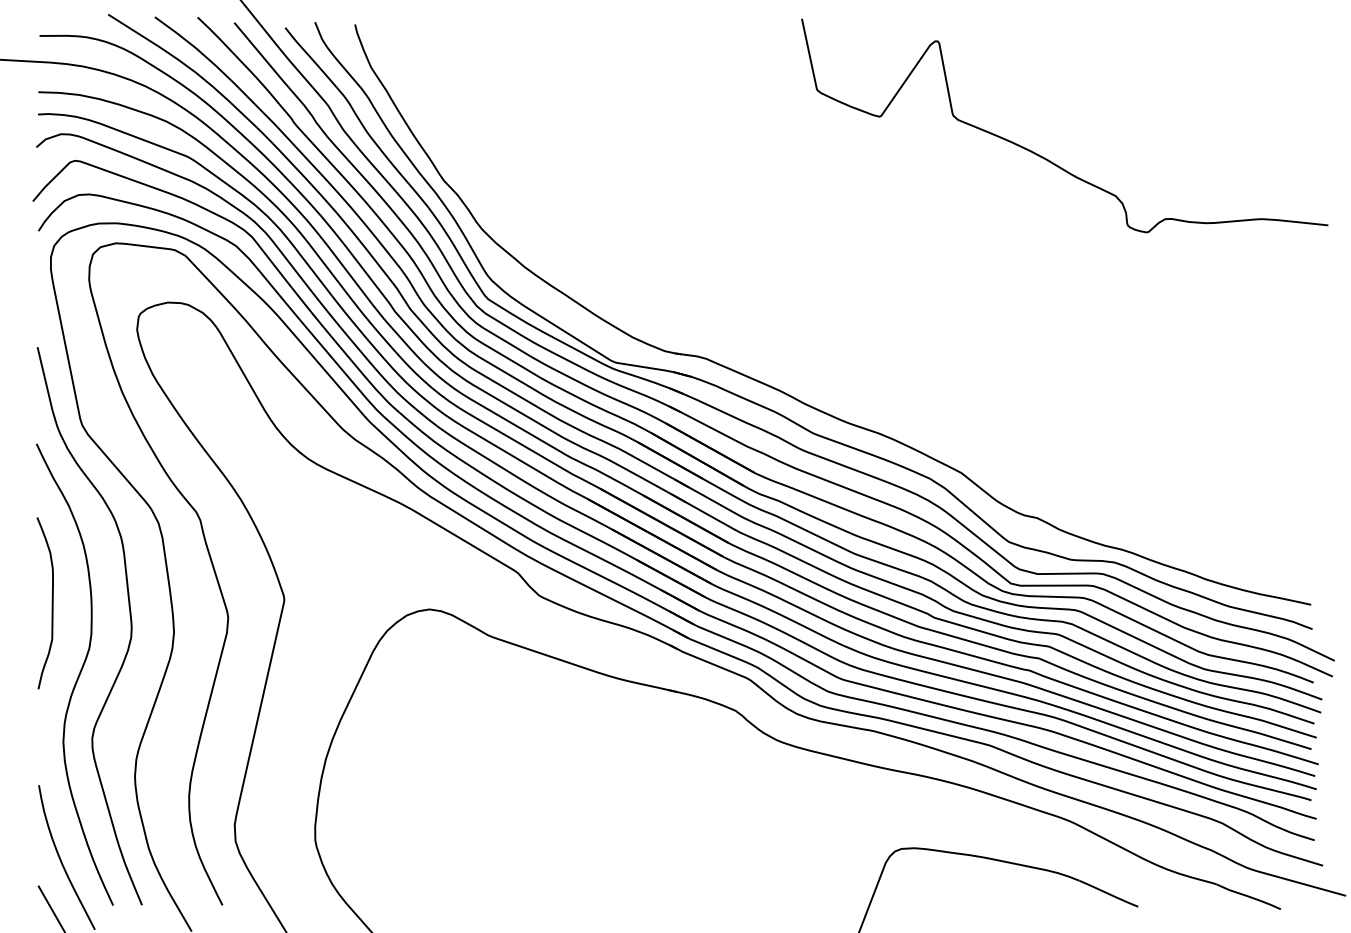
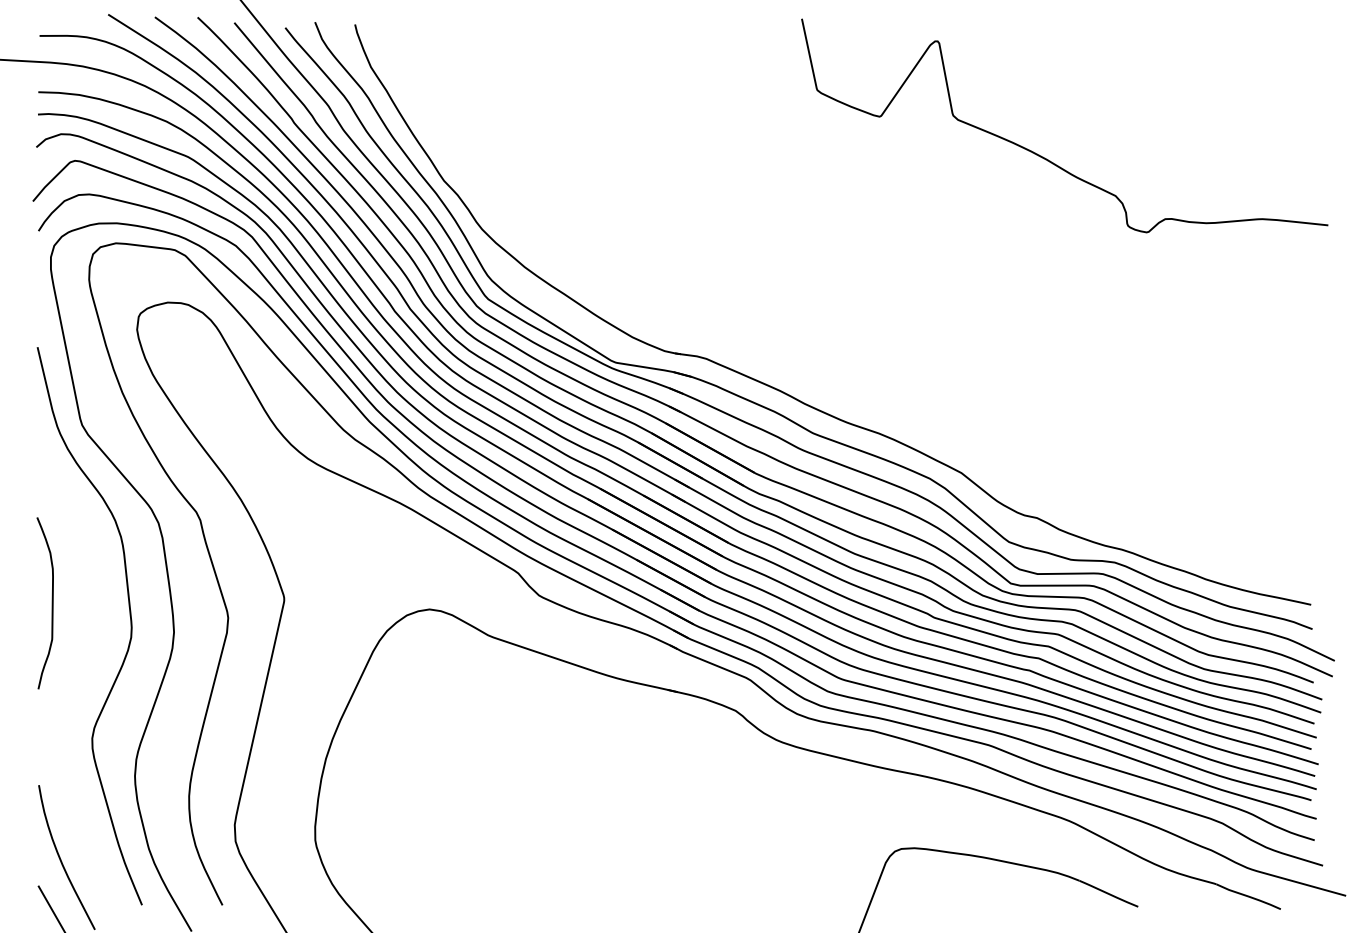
curve: present -> none (77, 676)
